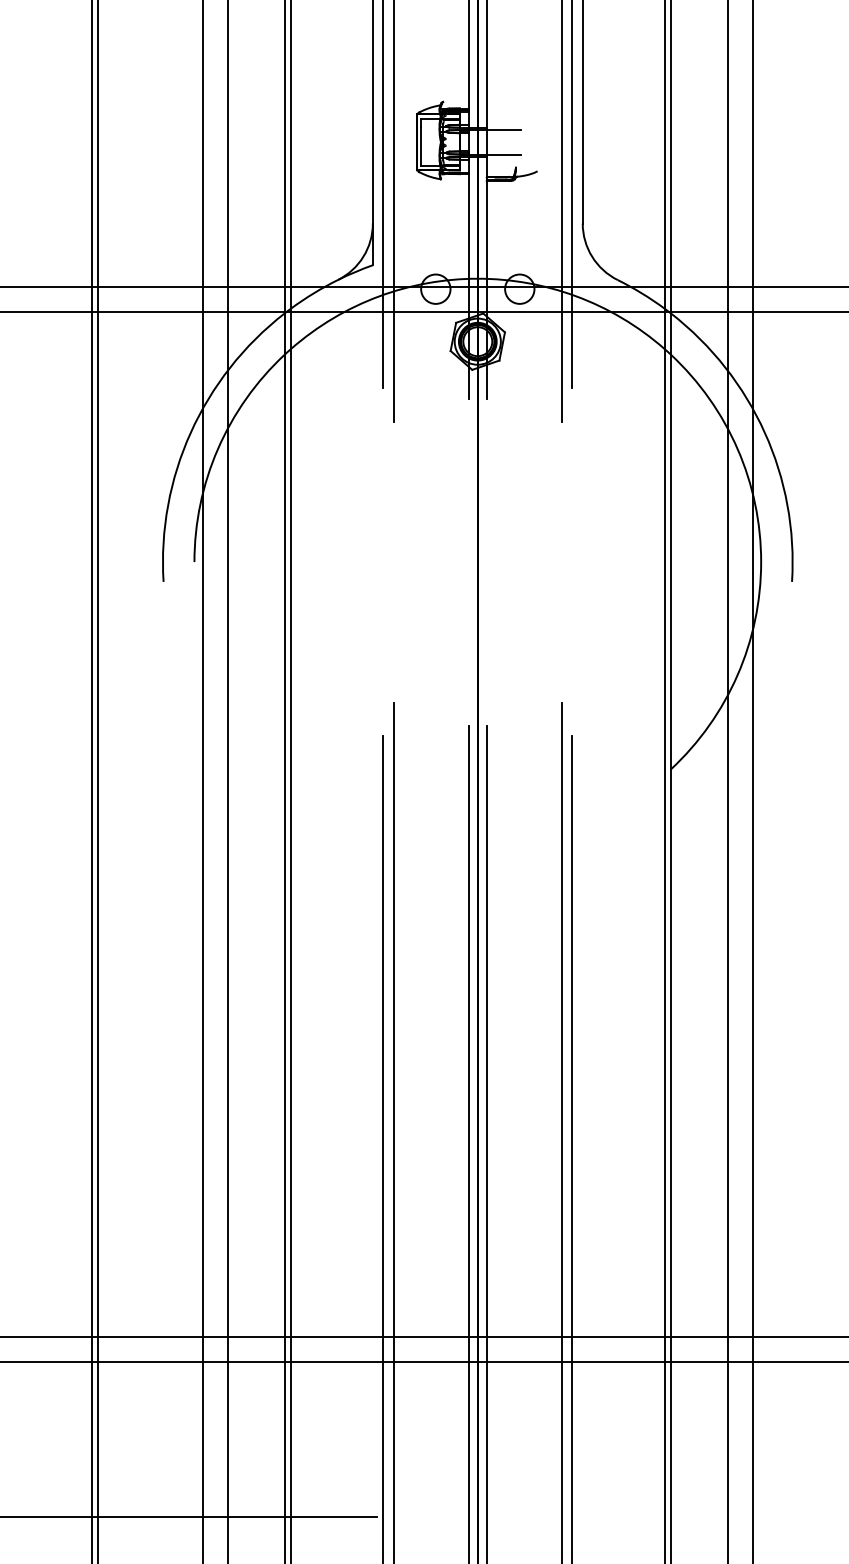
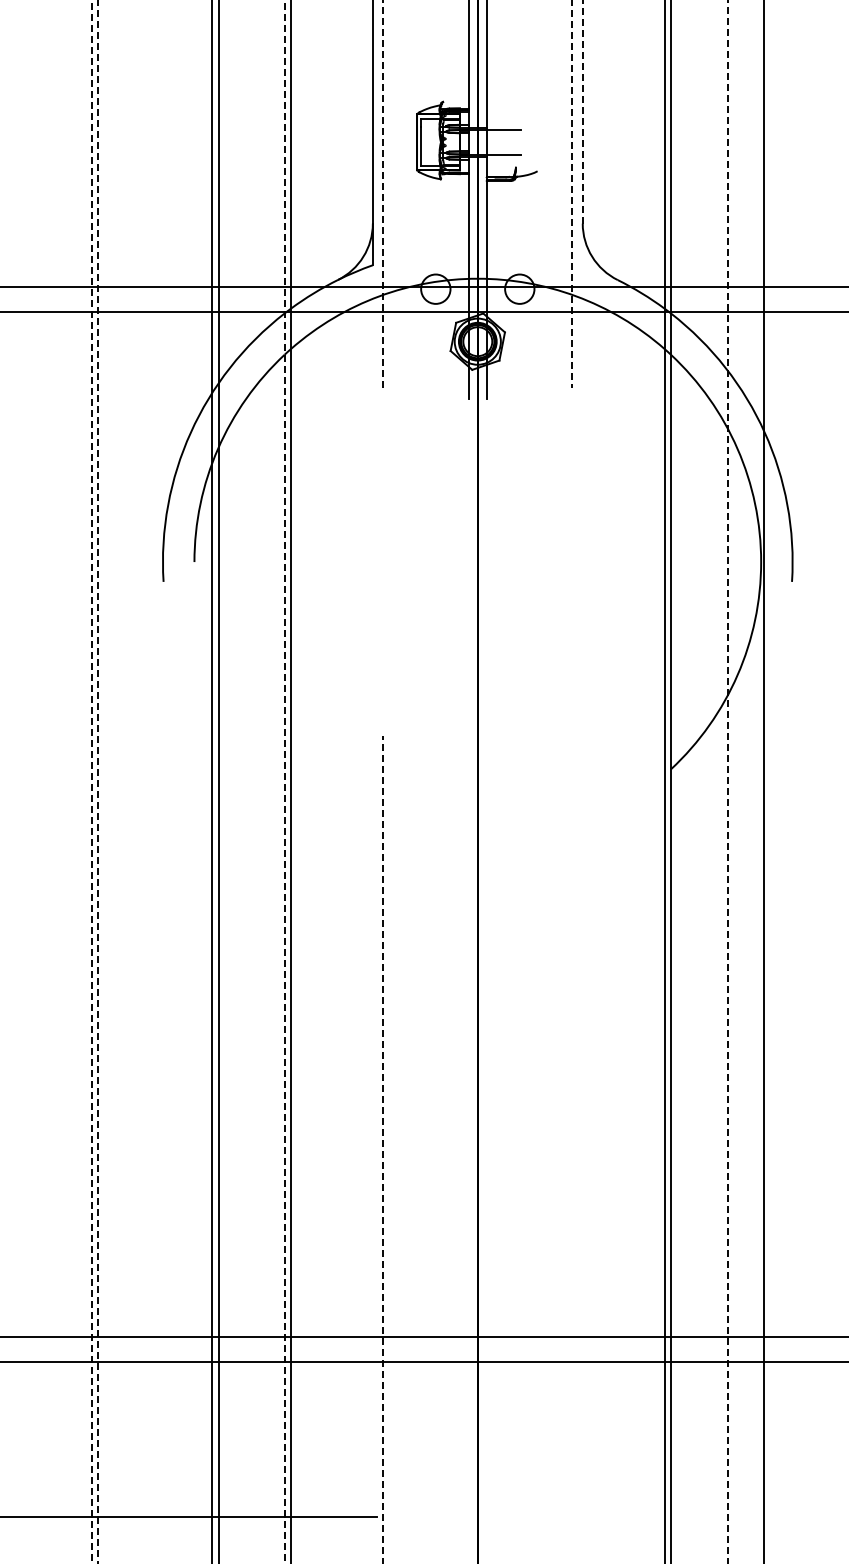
line: solid -> dashed (582, 111)
line: solid -> dashed (383, 193)
line: solid -> dashed (572, 194)
line: present -> none (393, 211)
line: present -> none (561, 211)
line: solid -> dashed (91, 781)
line: solid -> dashed (97, 781)
line position: (202, 781) -> (211, 781) (211, 781)
line position: (228, 781) -> (219, 781) (219, 781)
line: solid -> dashed (284, 781)
line position: (752, 781) -> (763, 781) (763, 781)
line: solid -> dashed (727, 782)
line: present -> none (393, 1131)
line: present -> none (561, 1131)
line: present -> none (468, 1142)
line: present -> none (486, 1142)
line: present -> none (572, 1148)
line: solid -> dashed (383, 1149)
